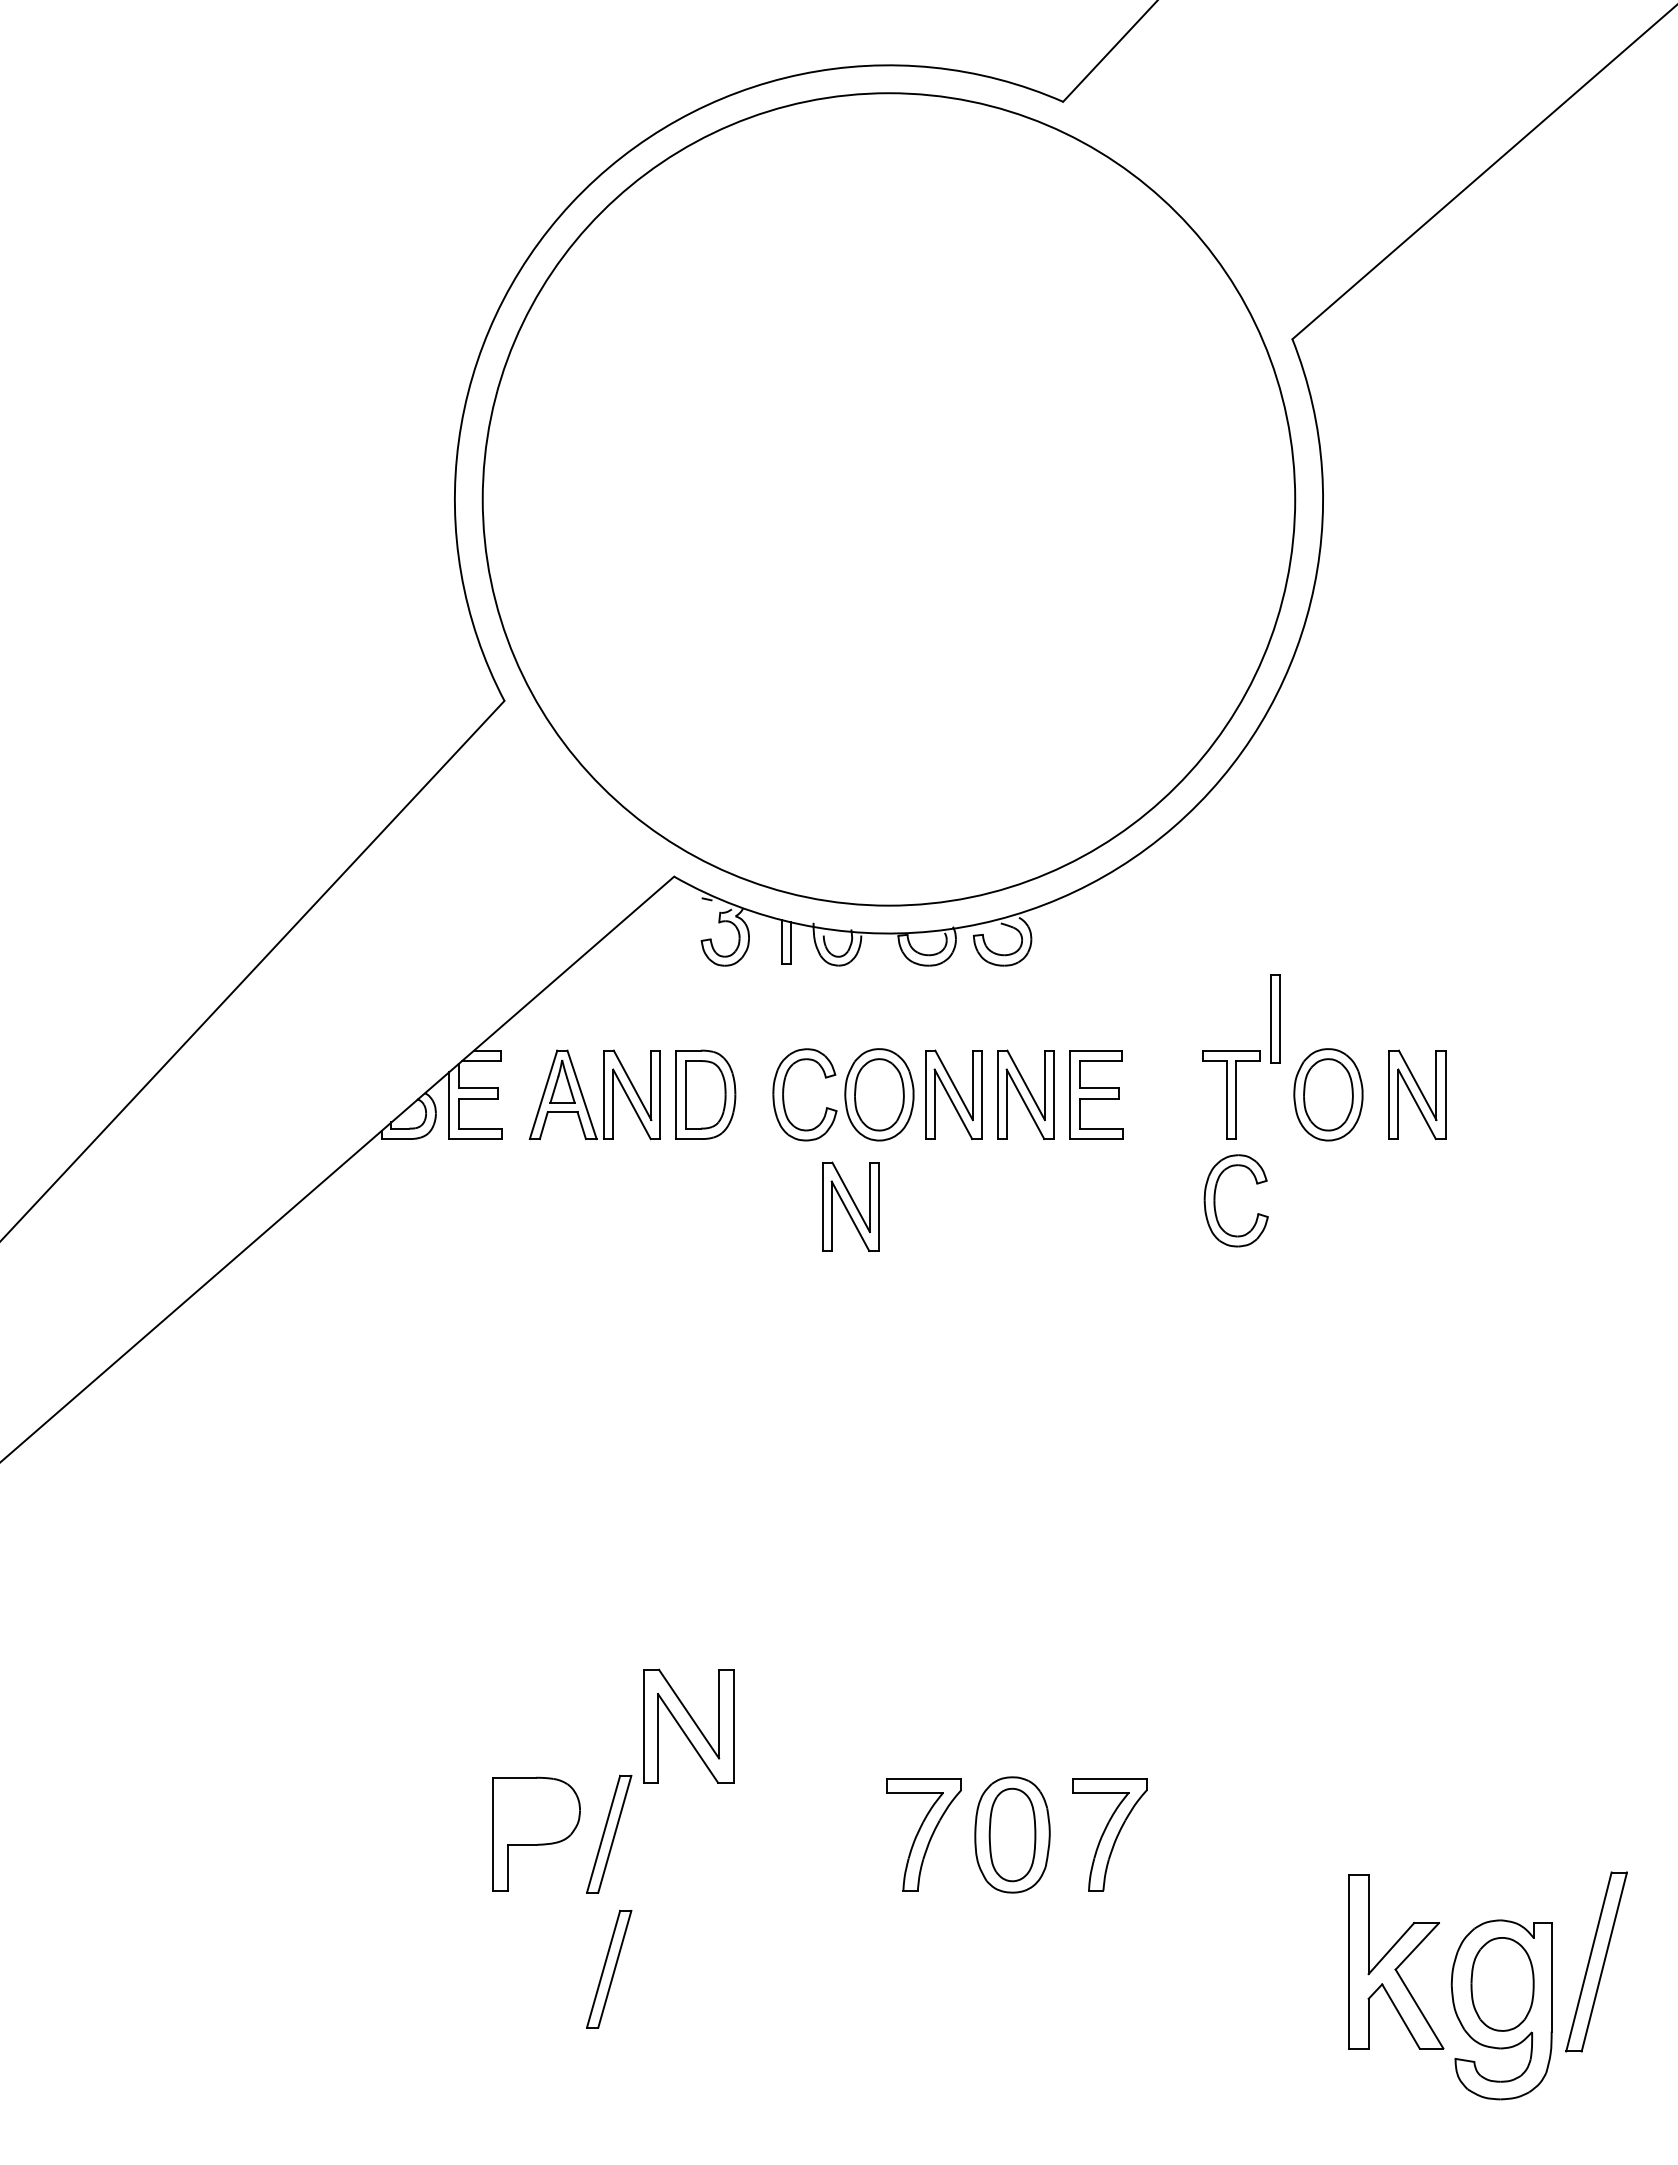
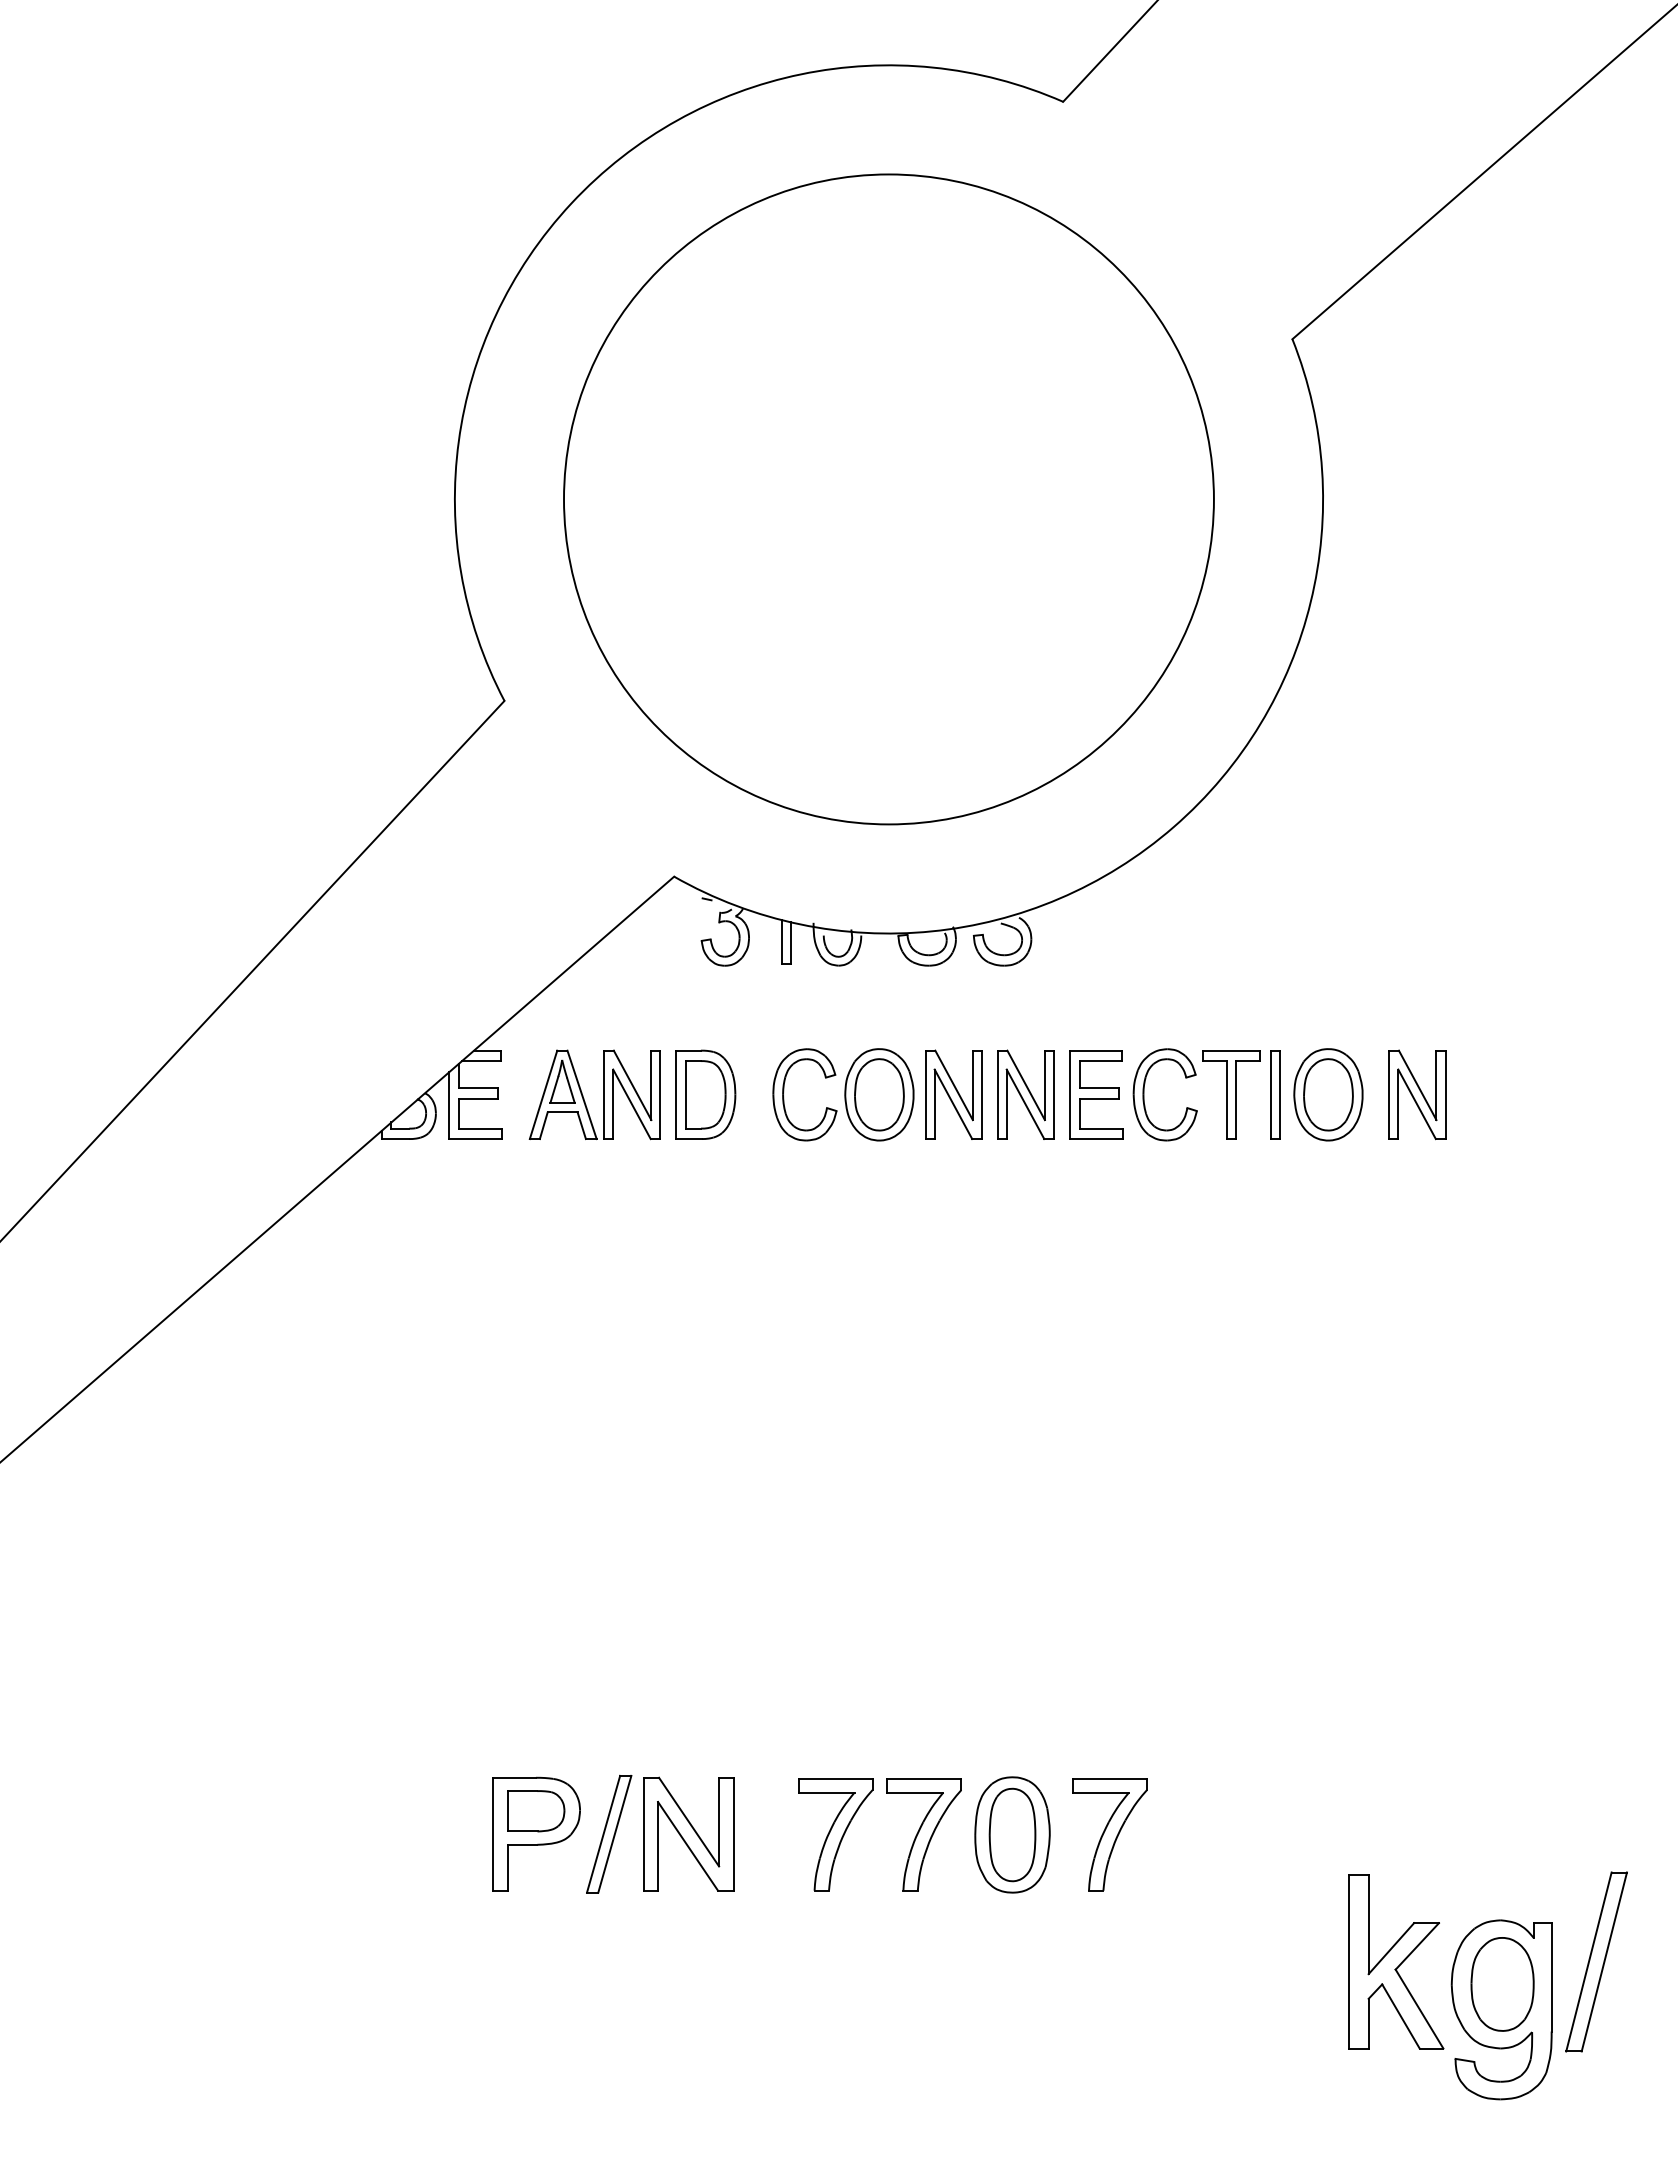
circle diameter: 812 px -> 650 px (888, 499)
part position: (1275, 1018) -> (1275, 1094) (1275, 1094)
part position: (1215, 1200) -> (1144, 1094) (1144, 1094)
part: present -> none (850, 1206)
part position: (688, 1725) -> (688, 1833) (688, 1833)
part: none -> present (536, 1811)
part: none -> present (835, 1834)
part: present -> none (609, 1968)
